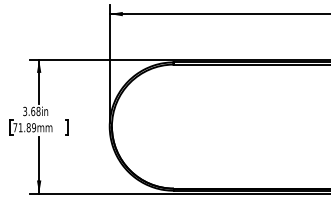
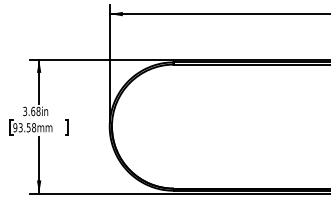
text: 71.89mm -> 93.58mm (24, 127)
